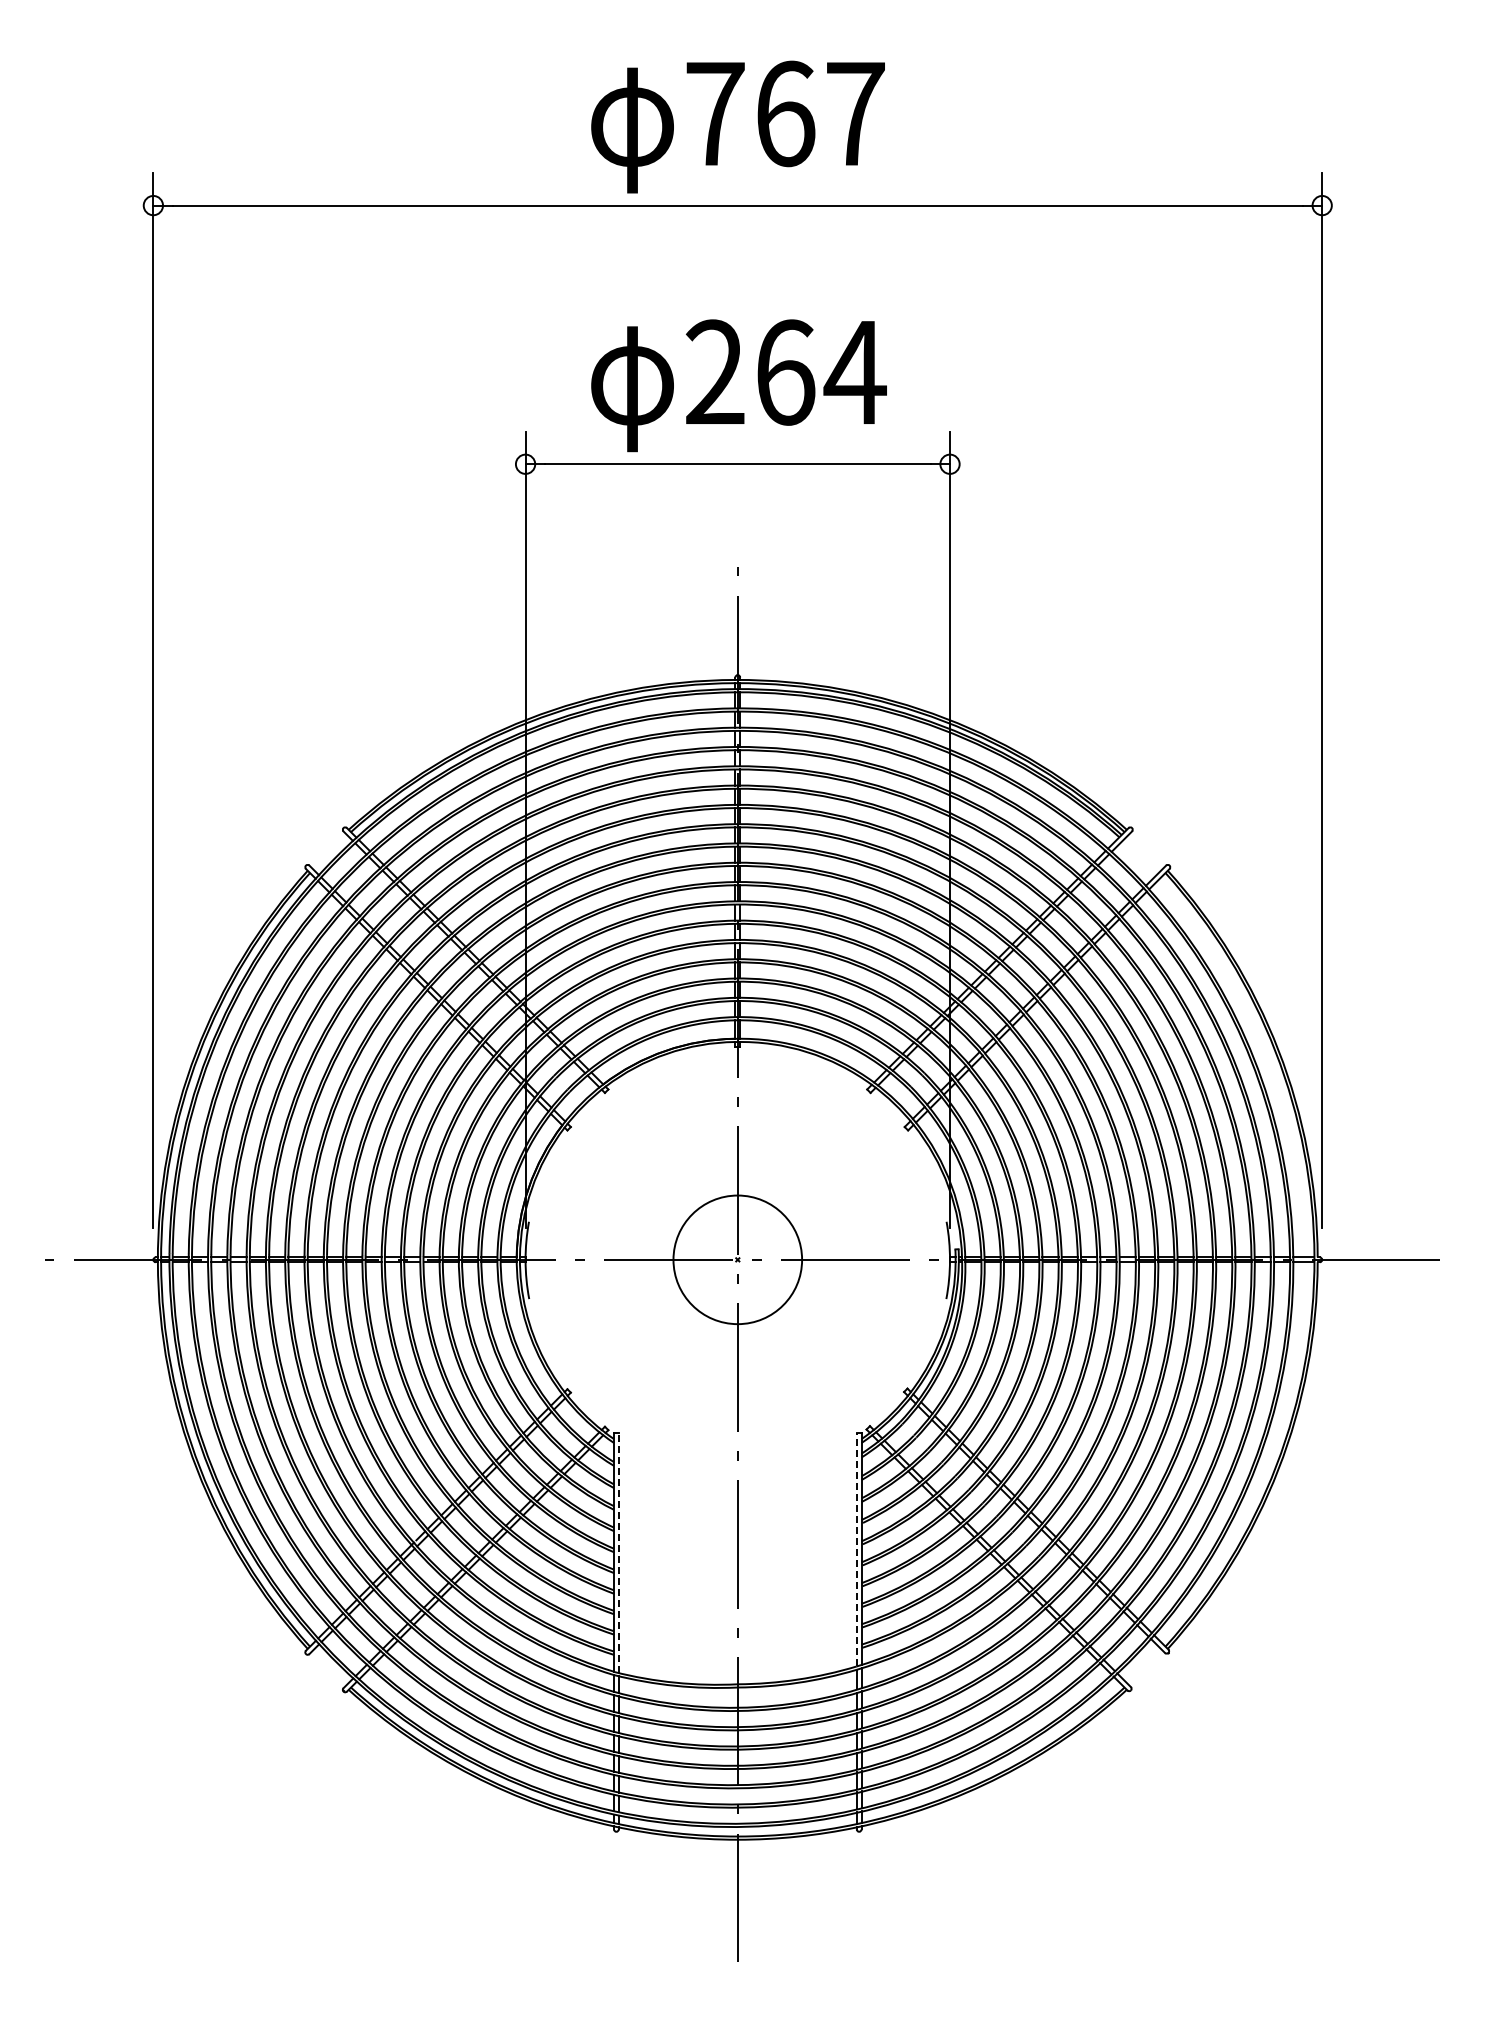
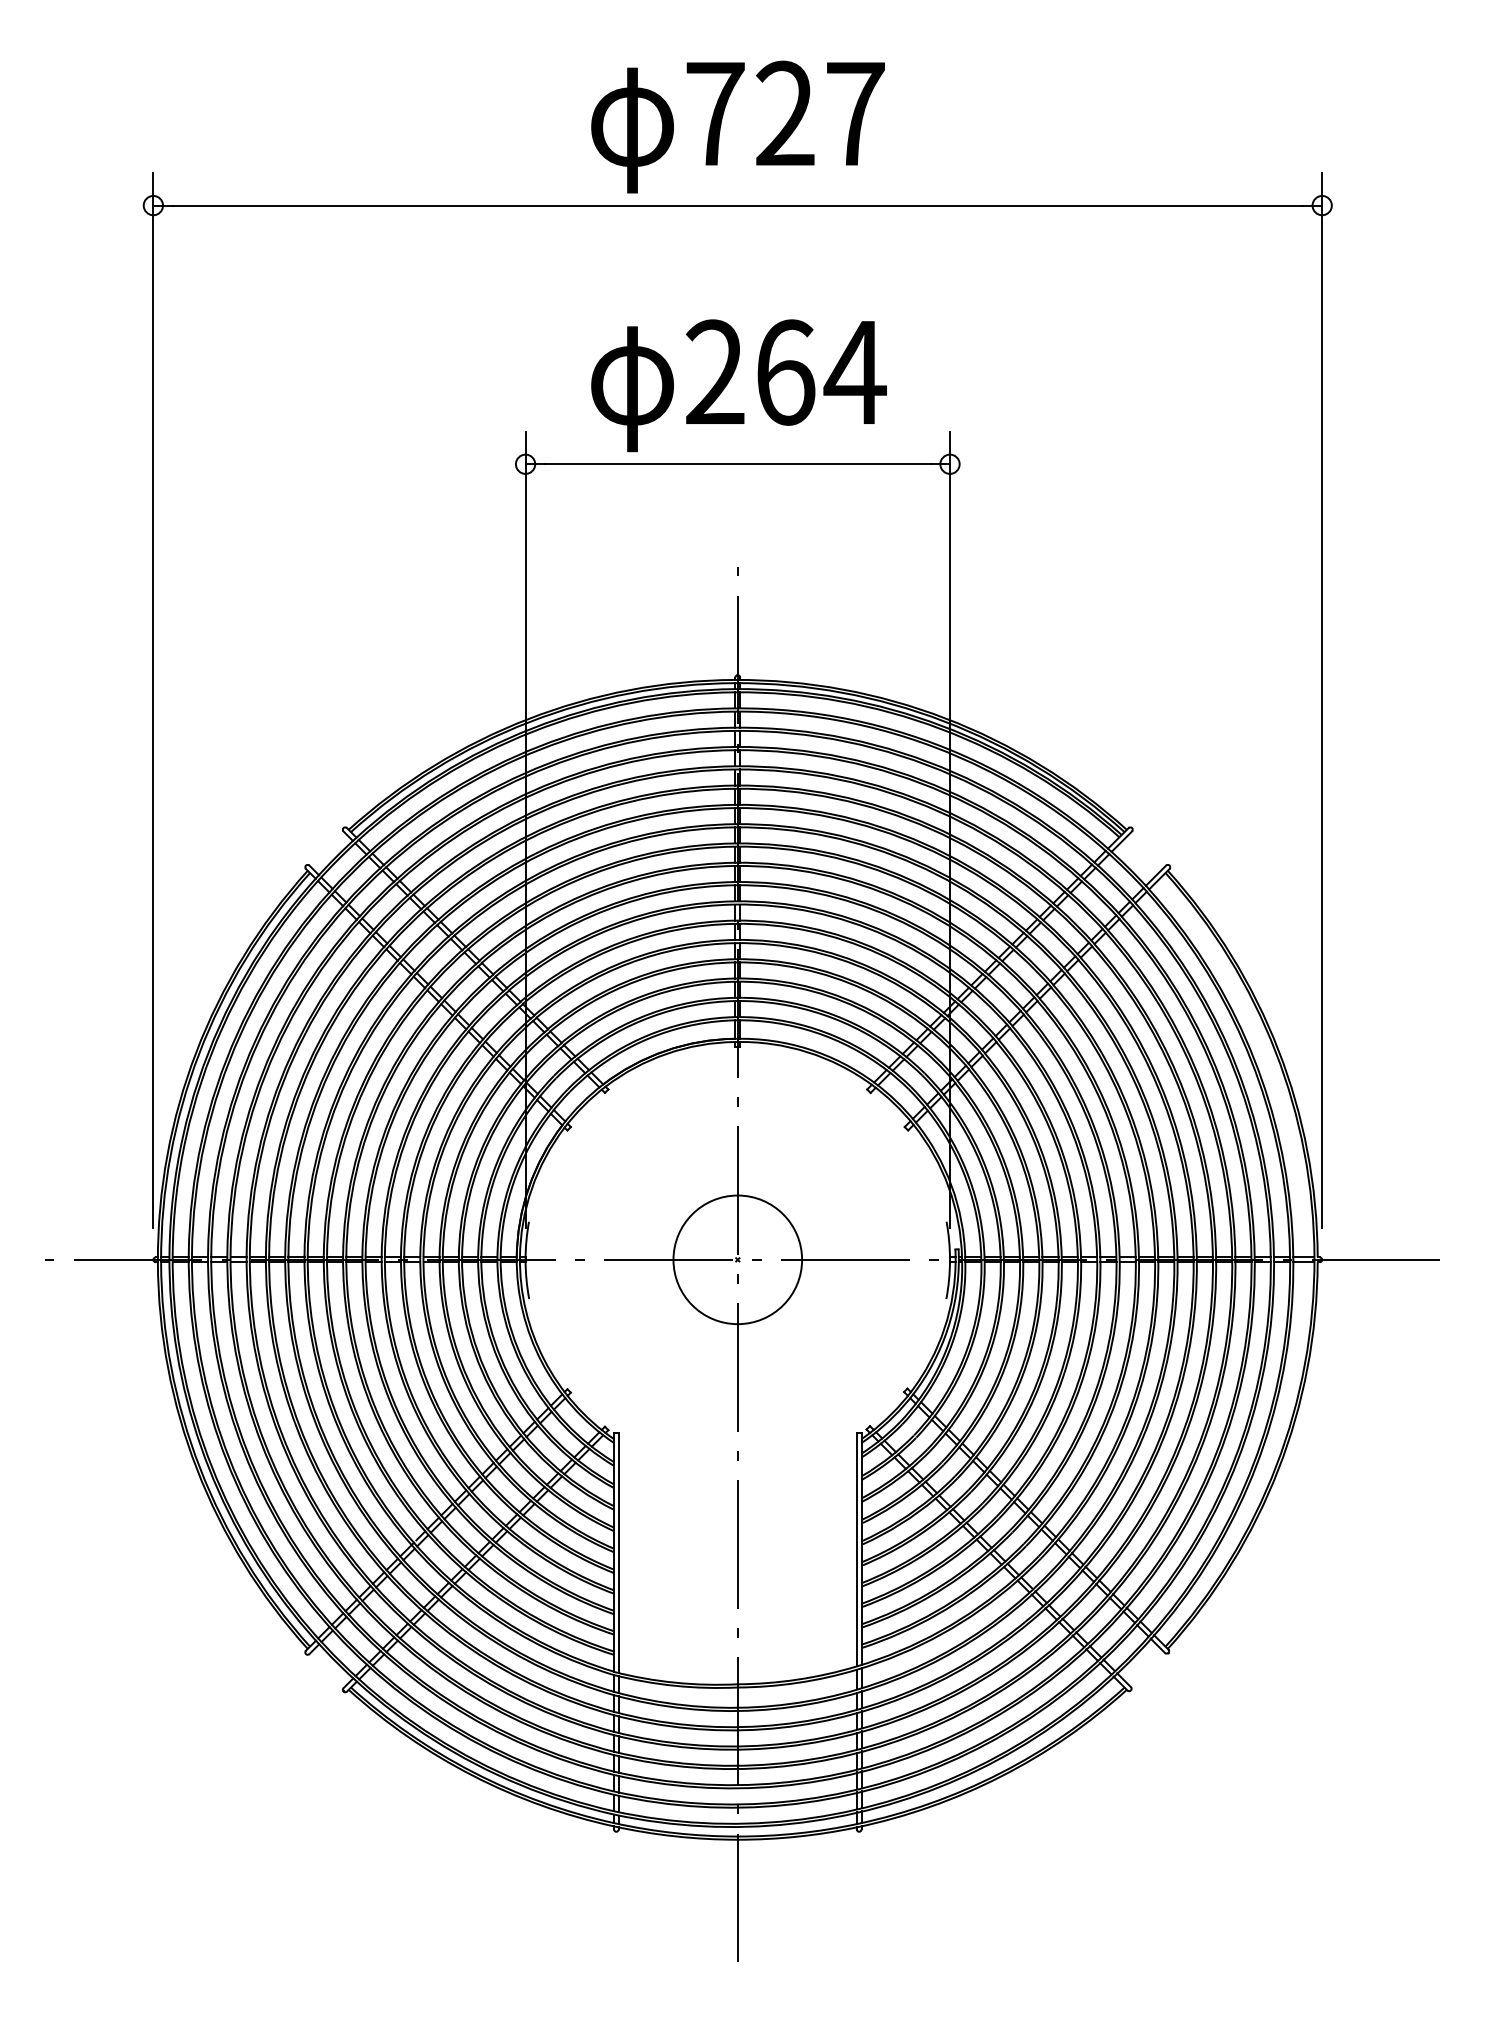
text: 767 -> 727 (785, 113)
line: dashed -> solid (856, 1549)
line: dashed -> solid (618, 1553)
